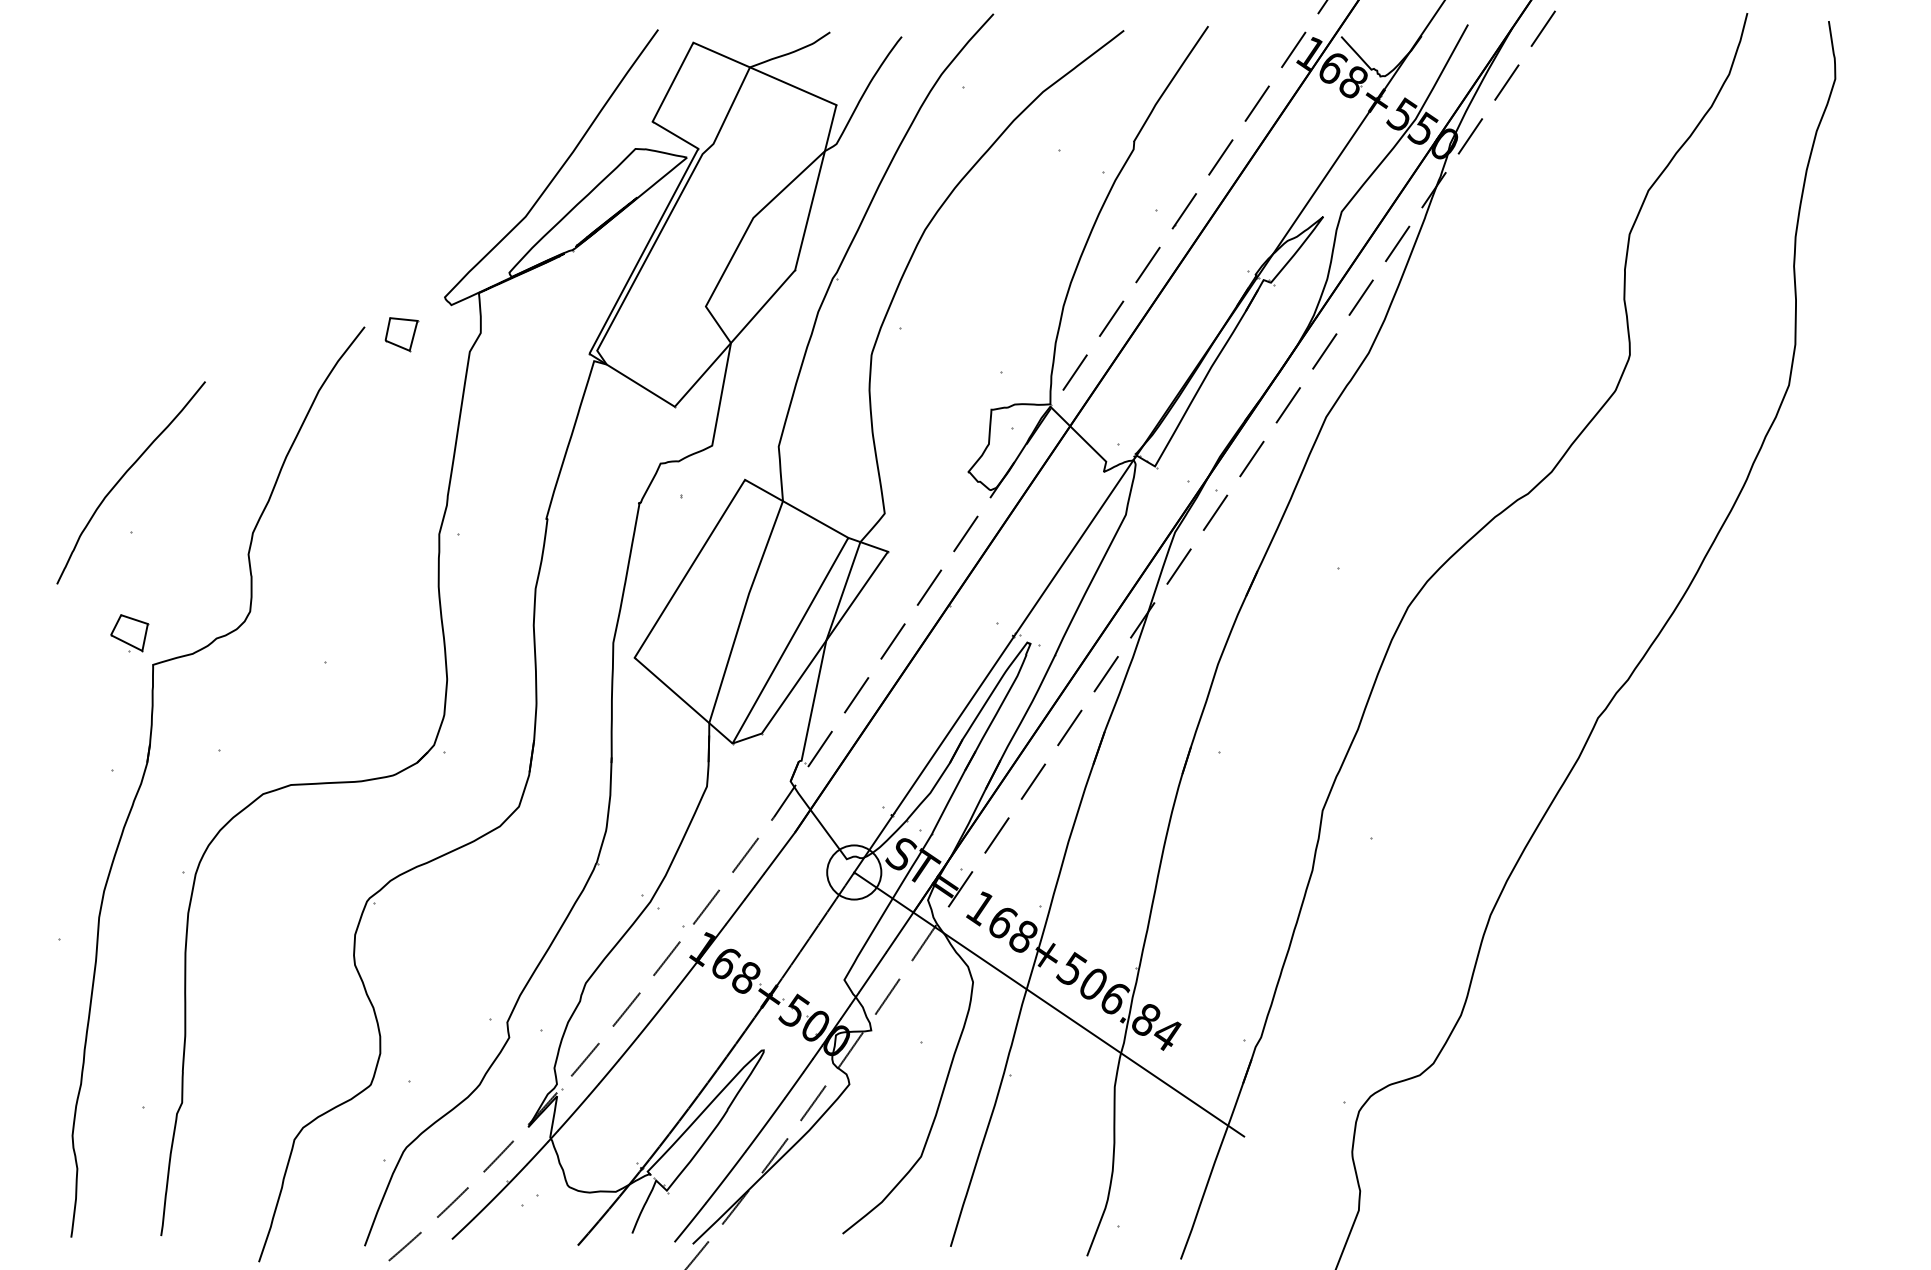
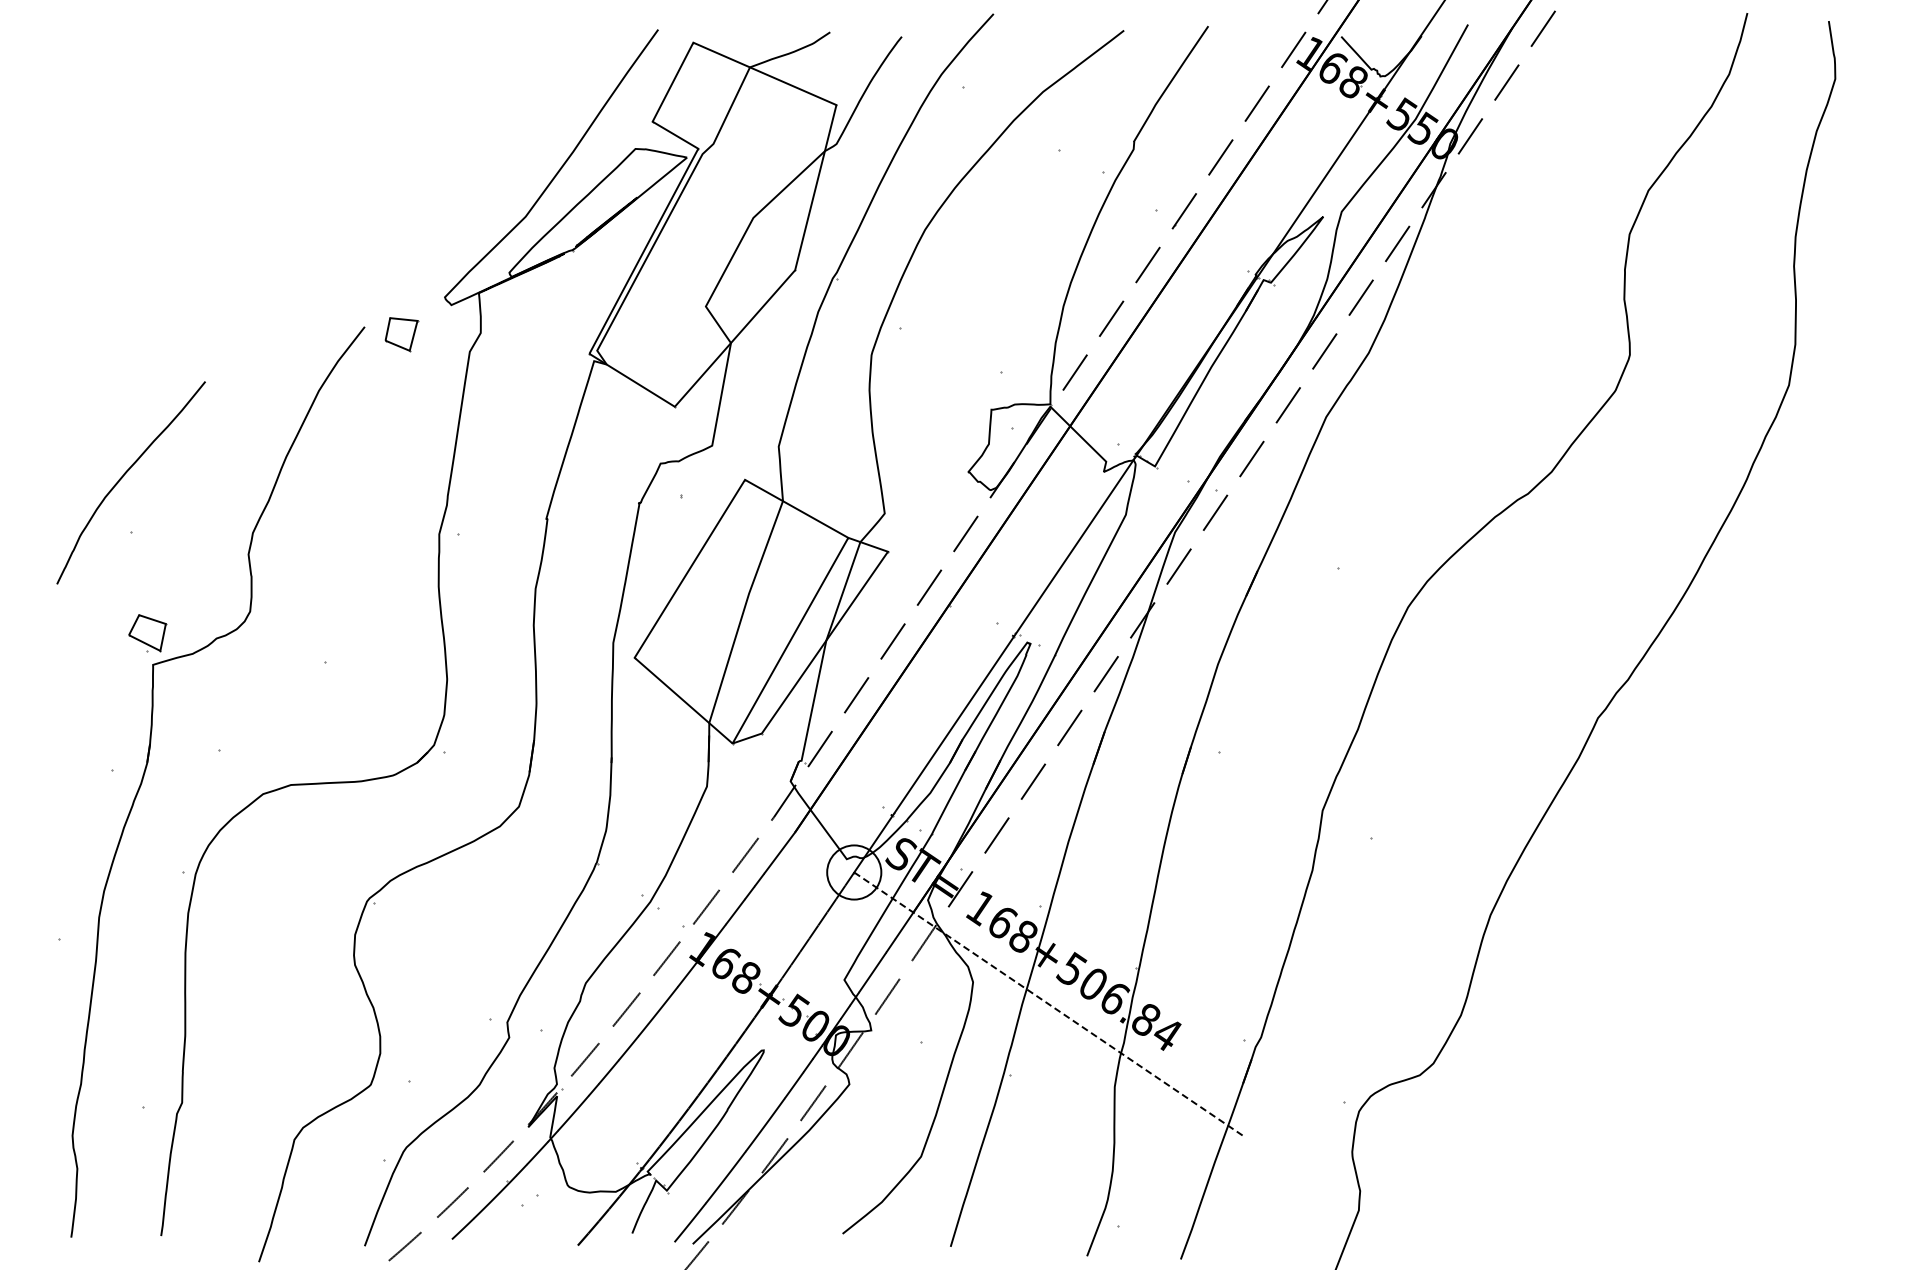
part position: (129, 633) -> (147, 633) (147, 633)
line: solid -> dashed (1049, 1004)
